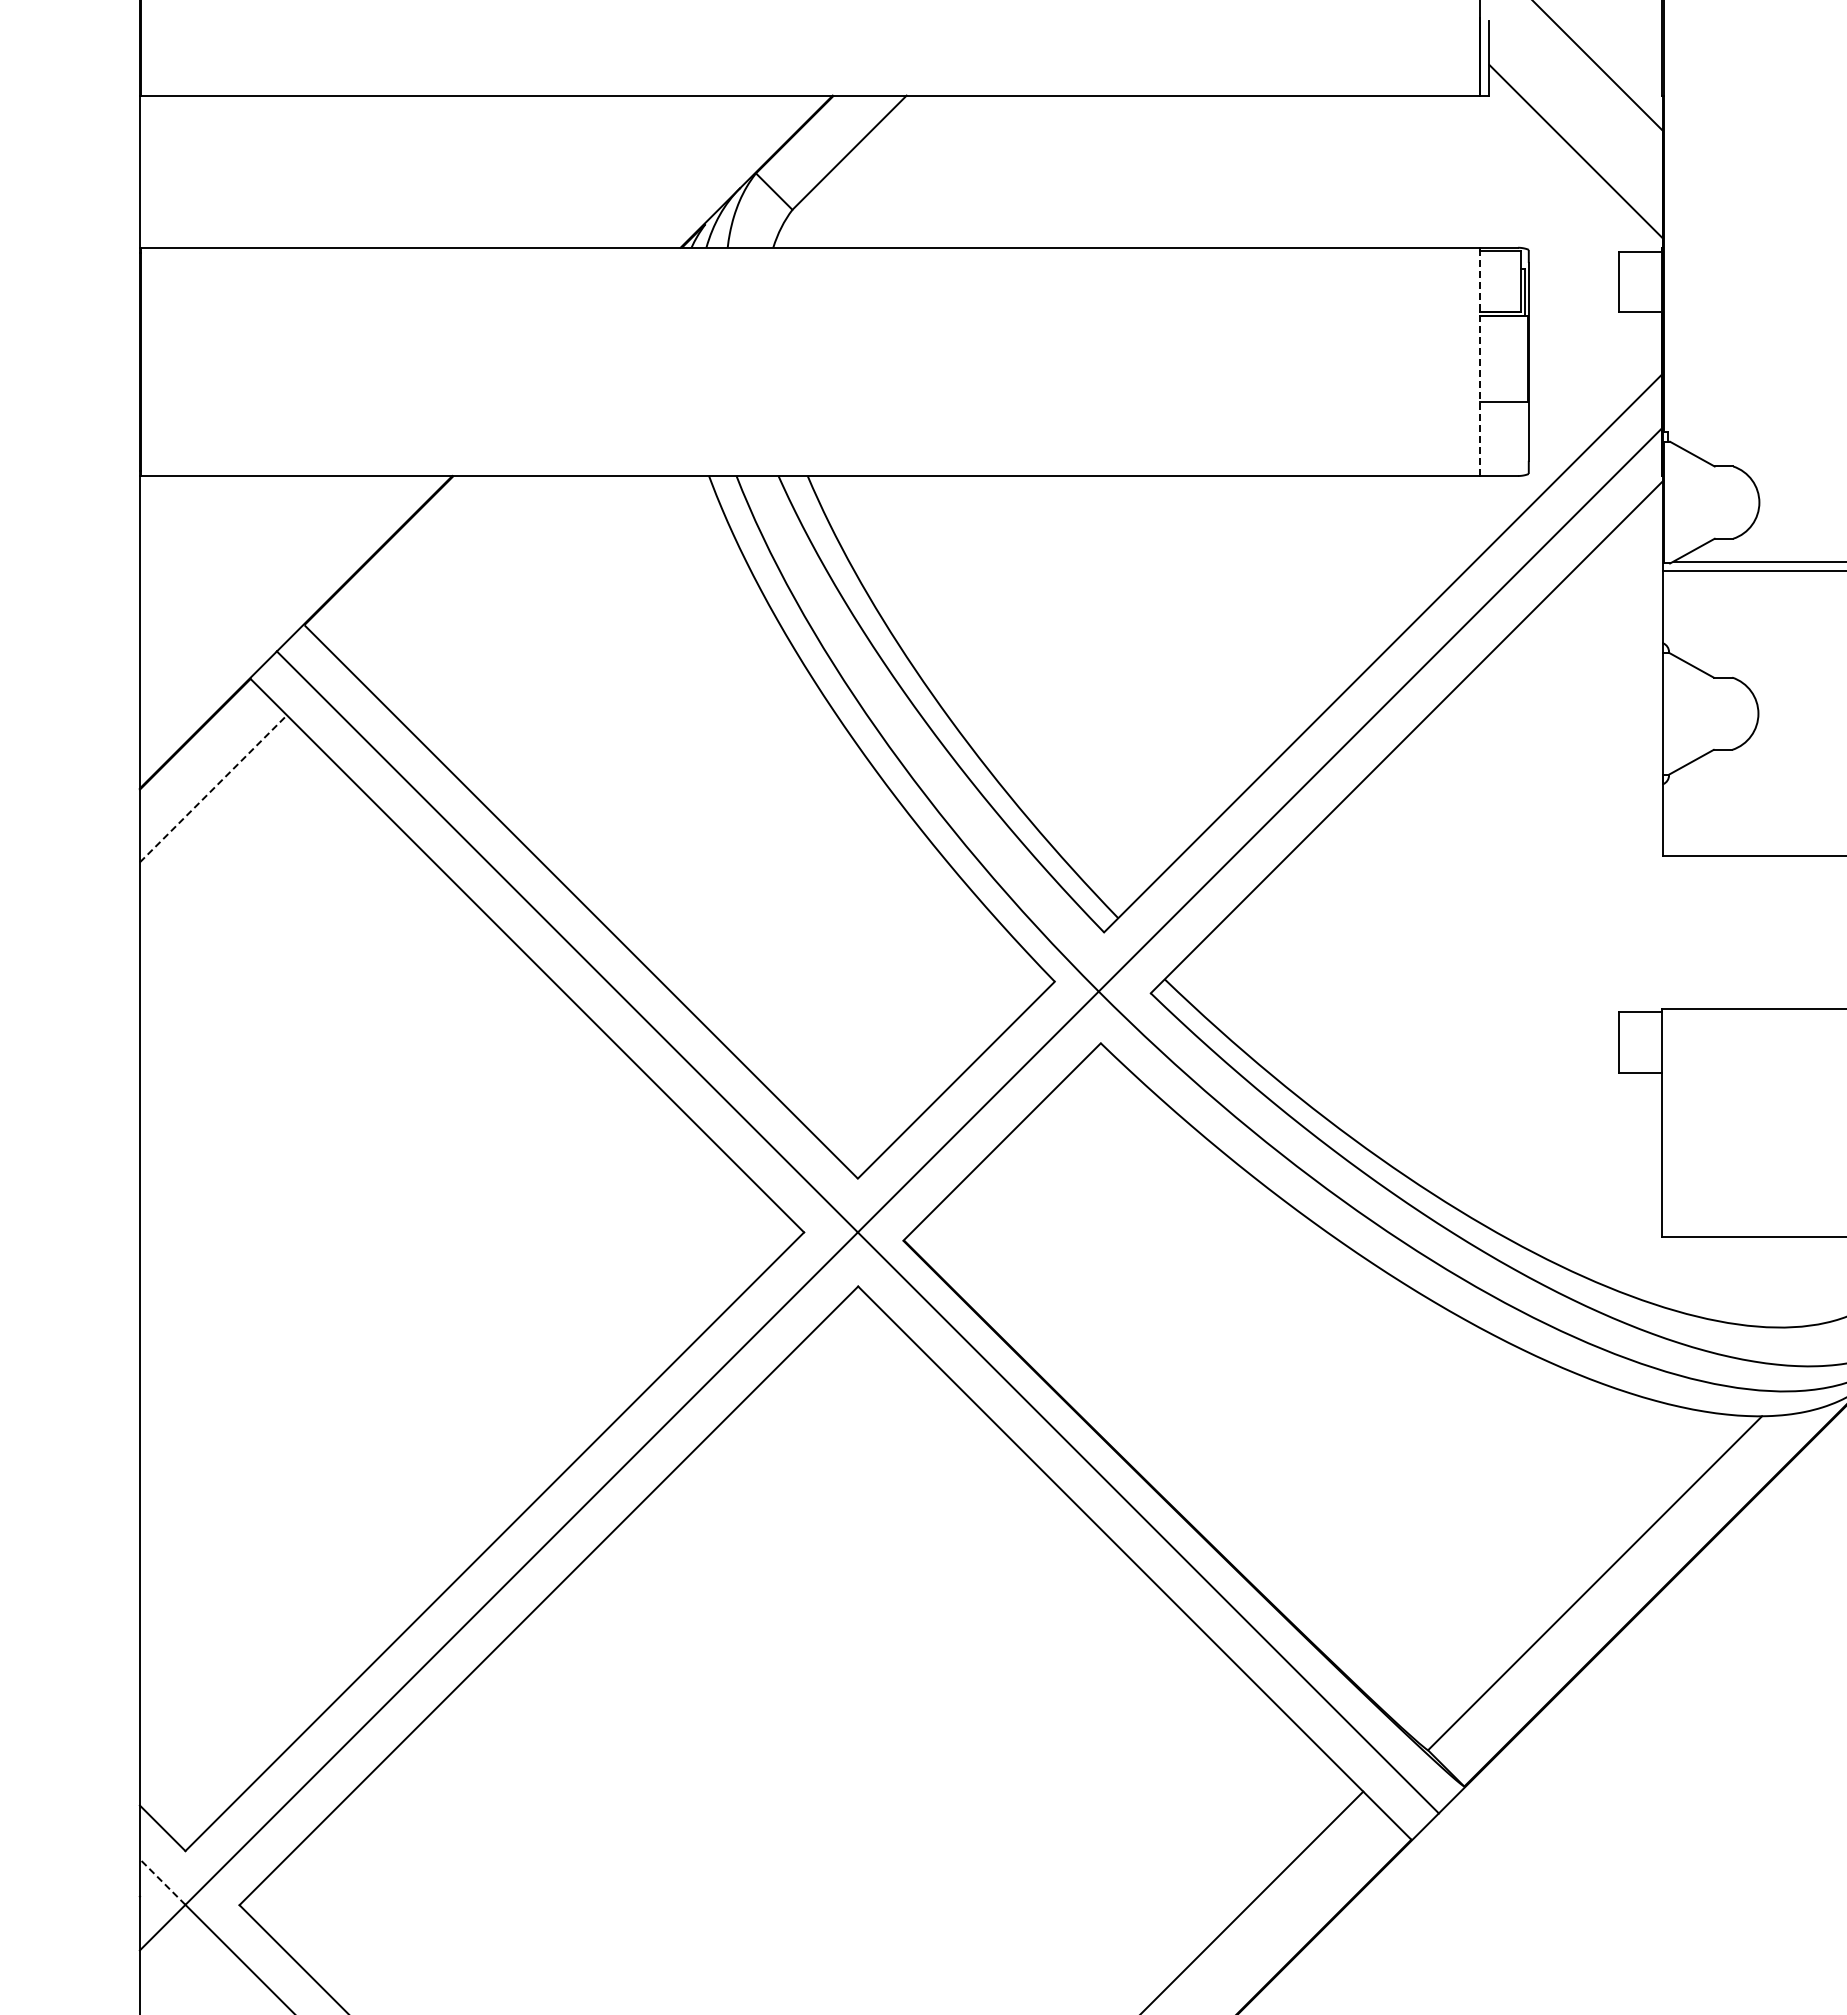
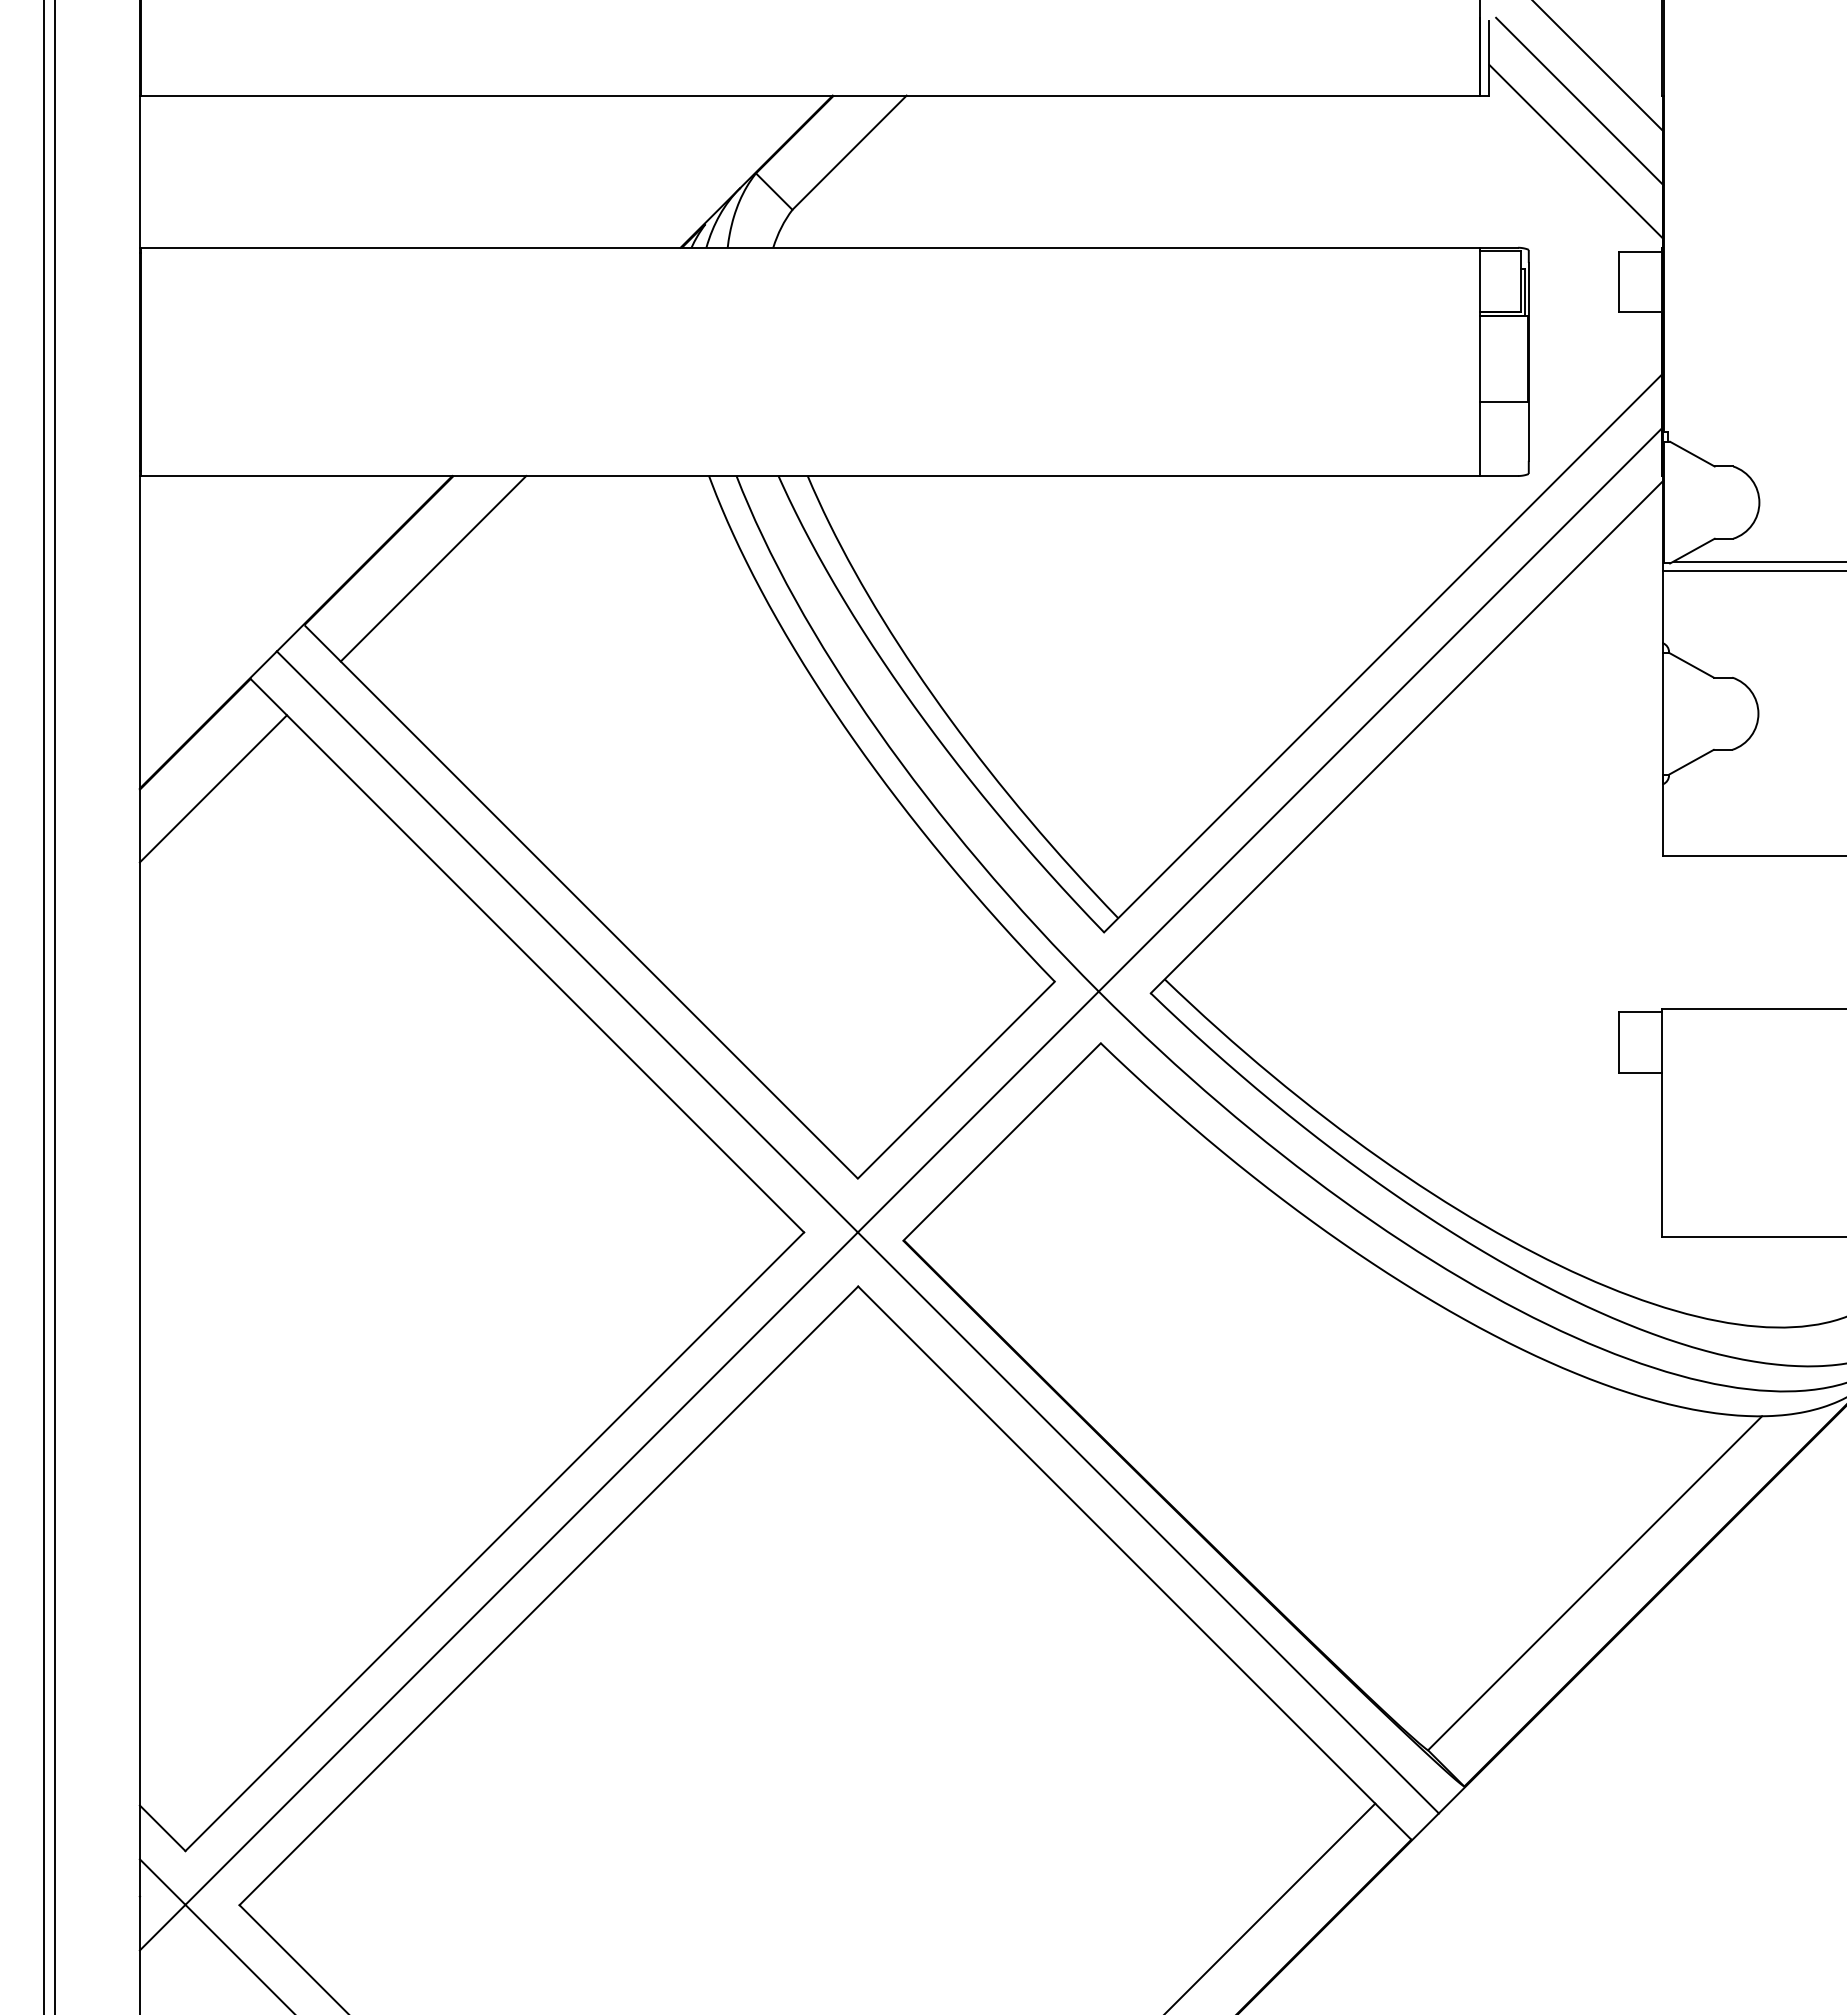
line: none -> present (1579, 101)
line: dashed -> solid (1479, 361)
line: none -> present (433, 568)
line: dashed -> solid (213, 788)
line: none -> present (43, 1006)
line: none -> present (55, 1006)
line: dashed -> solid (162, 1881)
line position: (1253, 1901) -> (1271, 1907) (1271, 1907)
